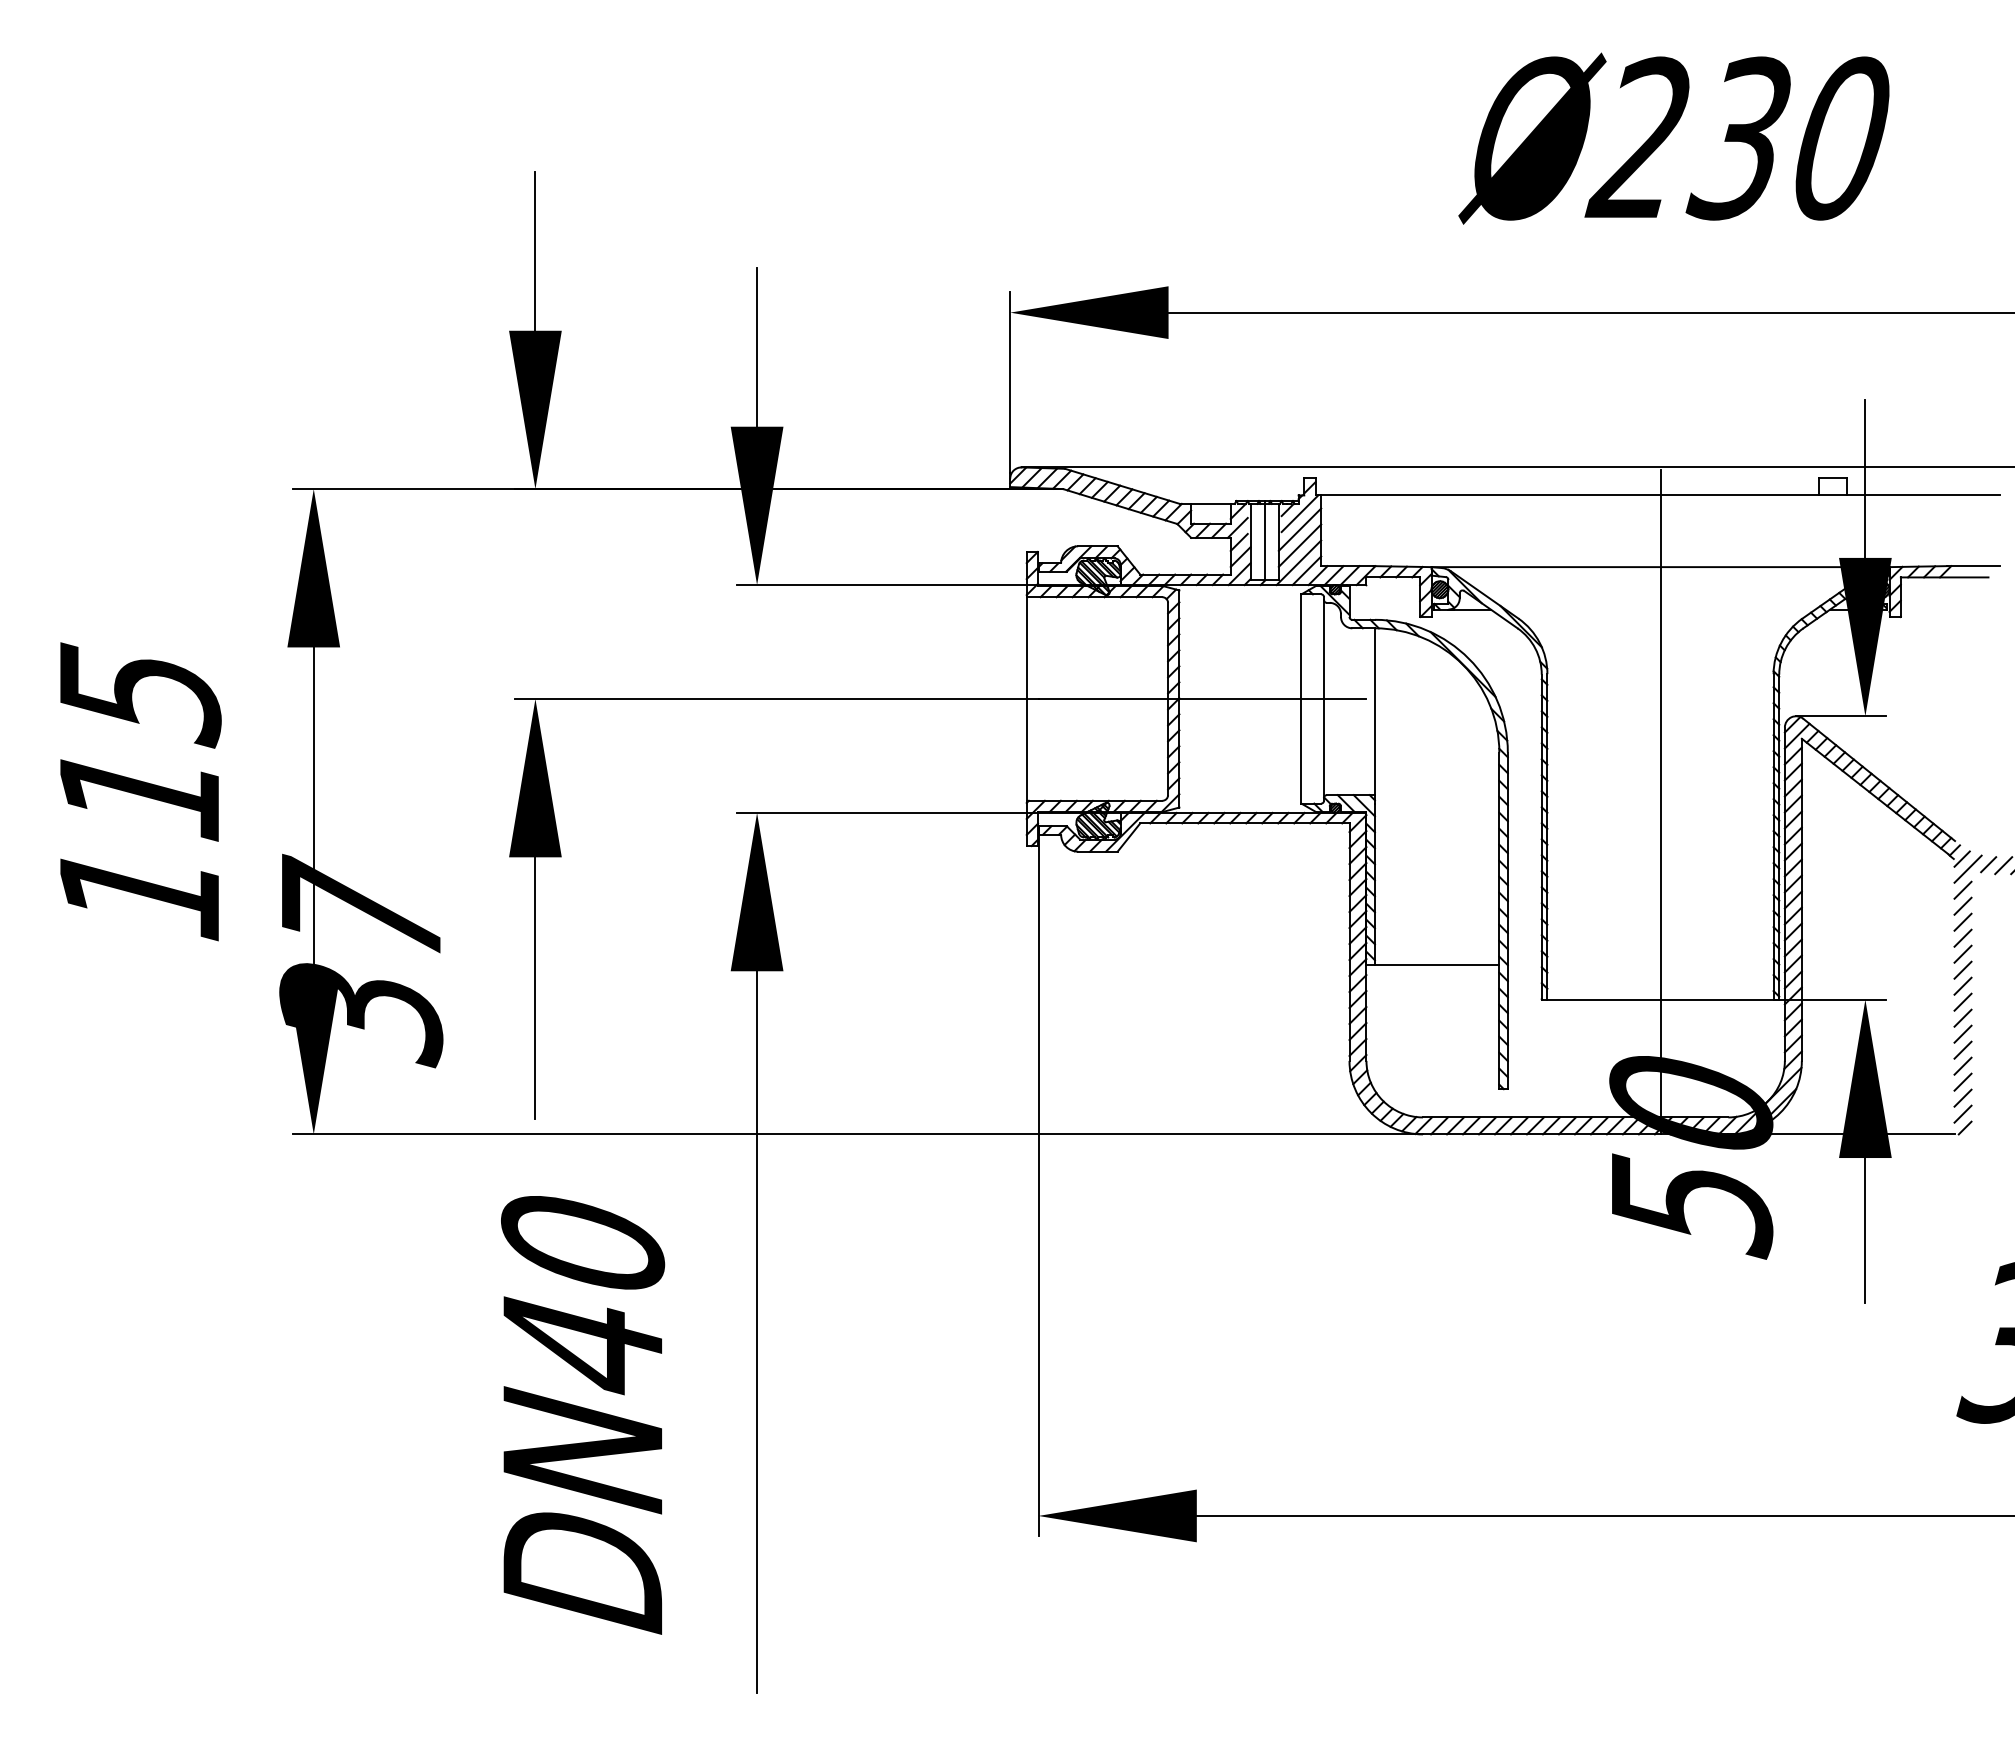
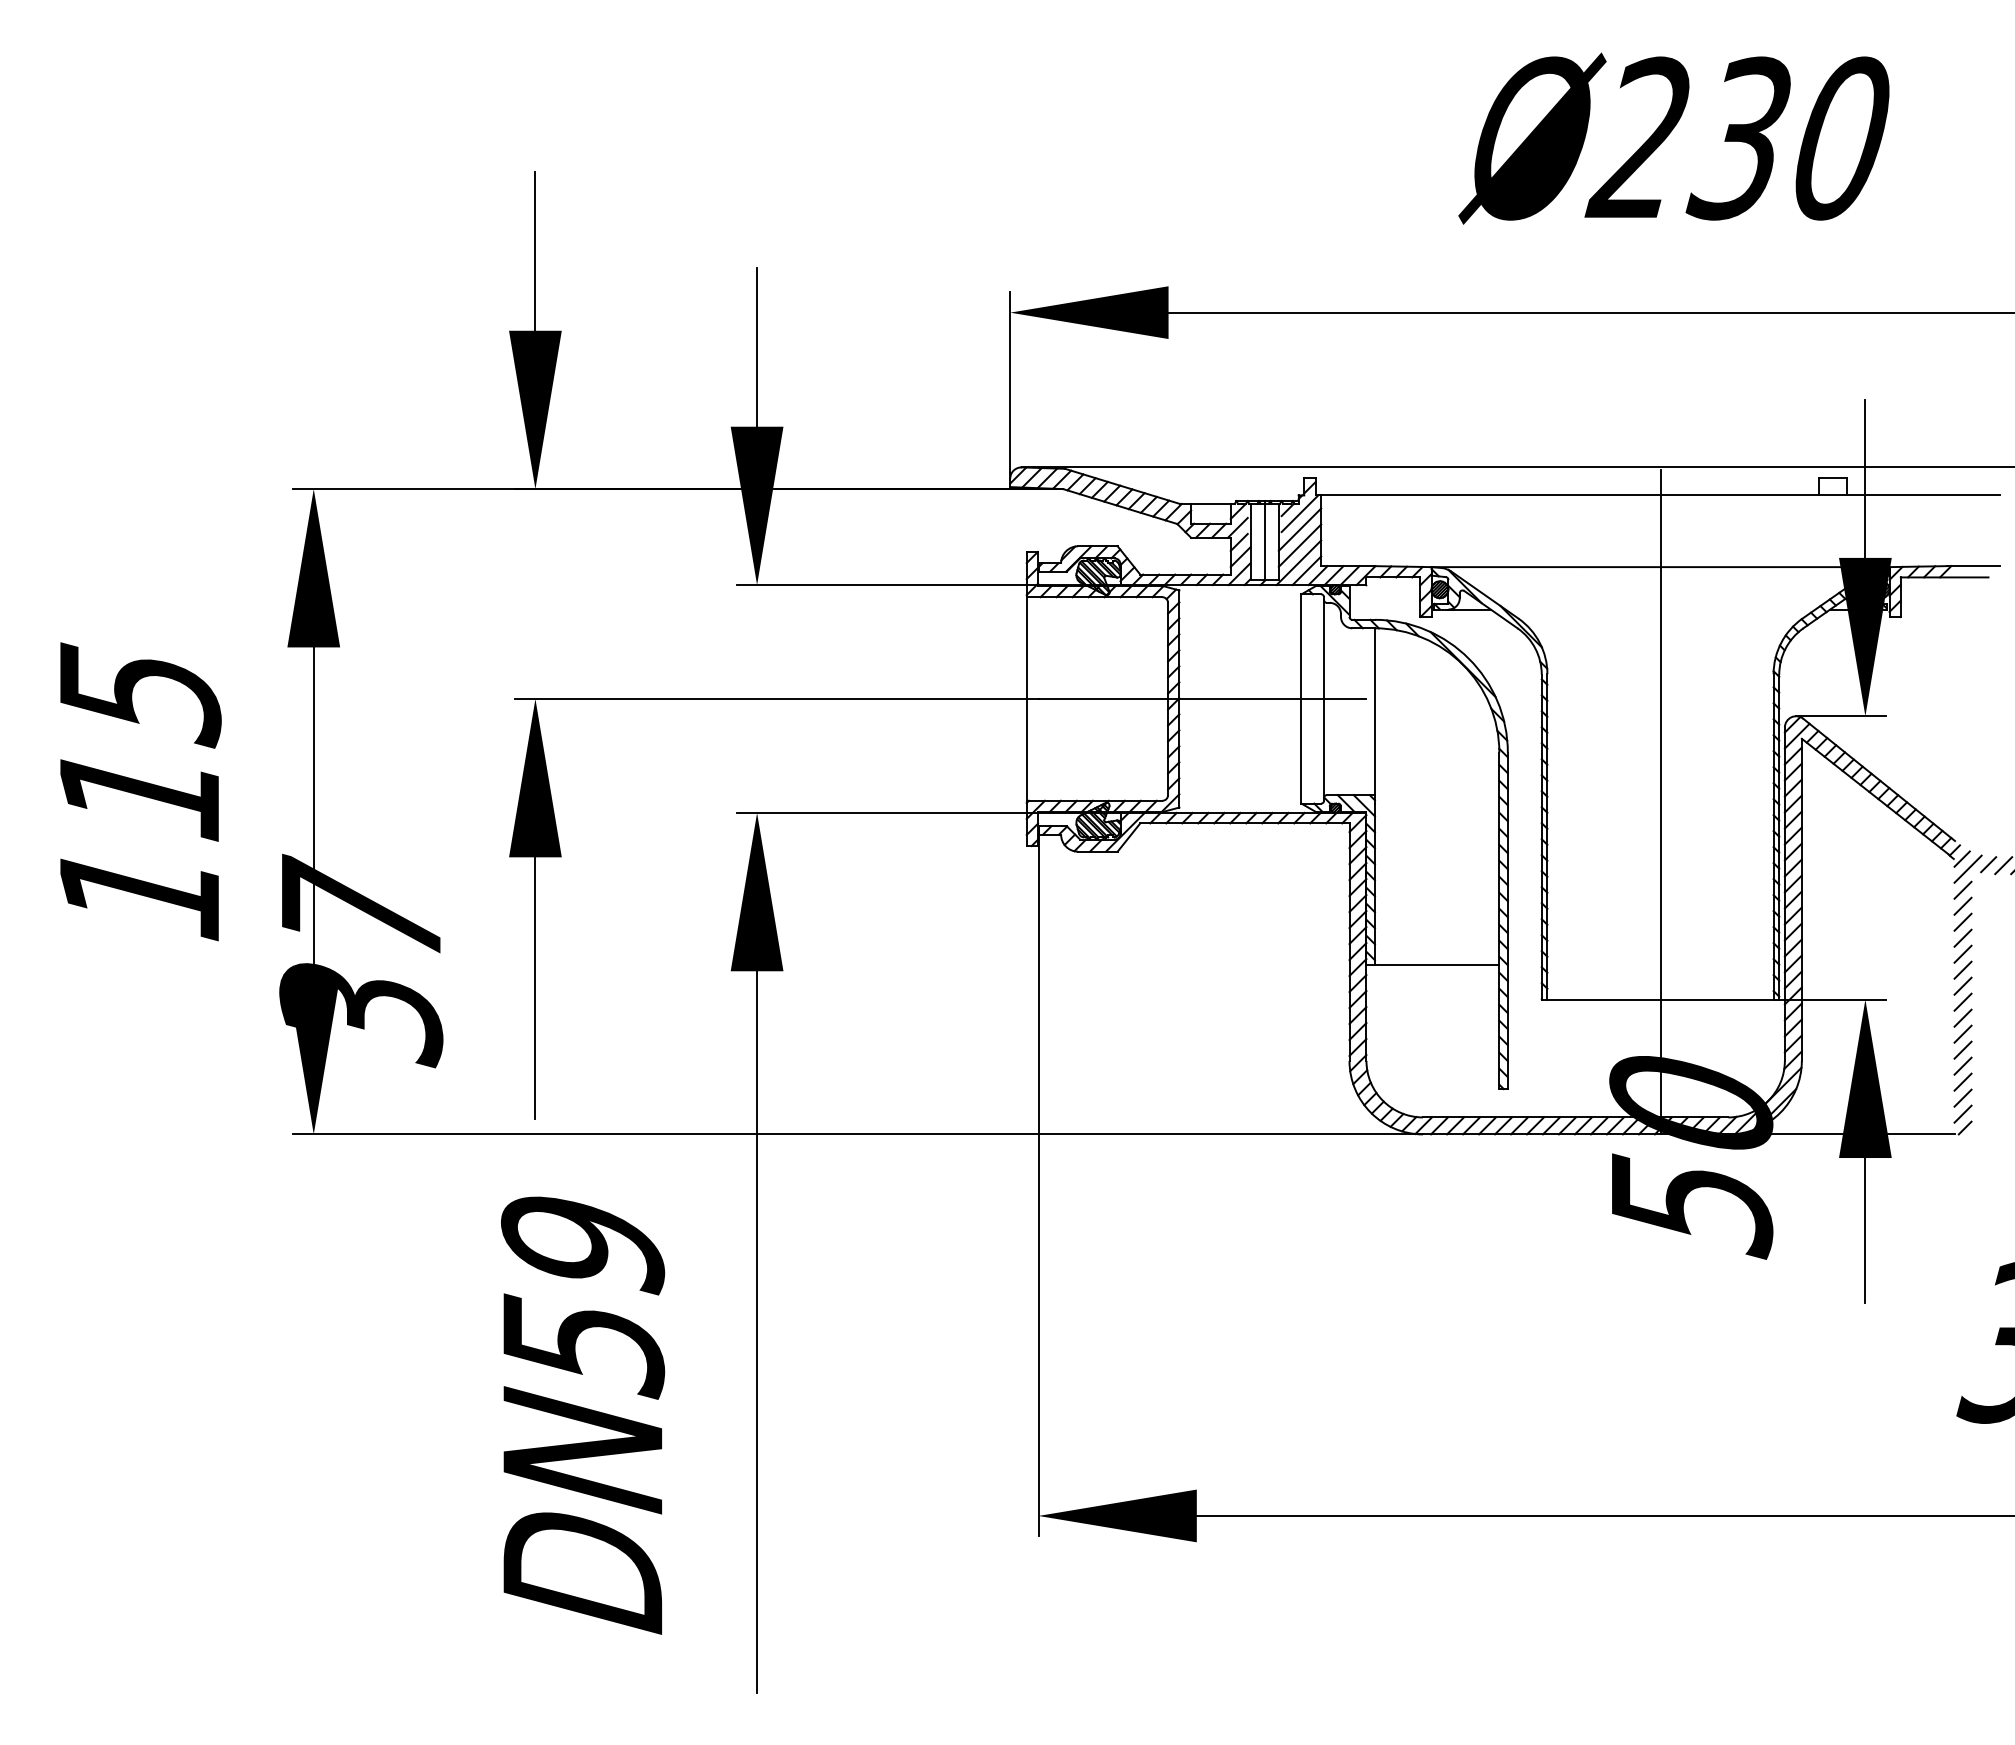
text: DN40 -> DN59 (583, 1297)
